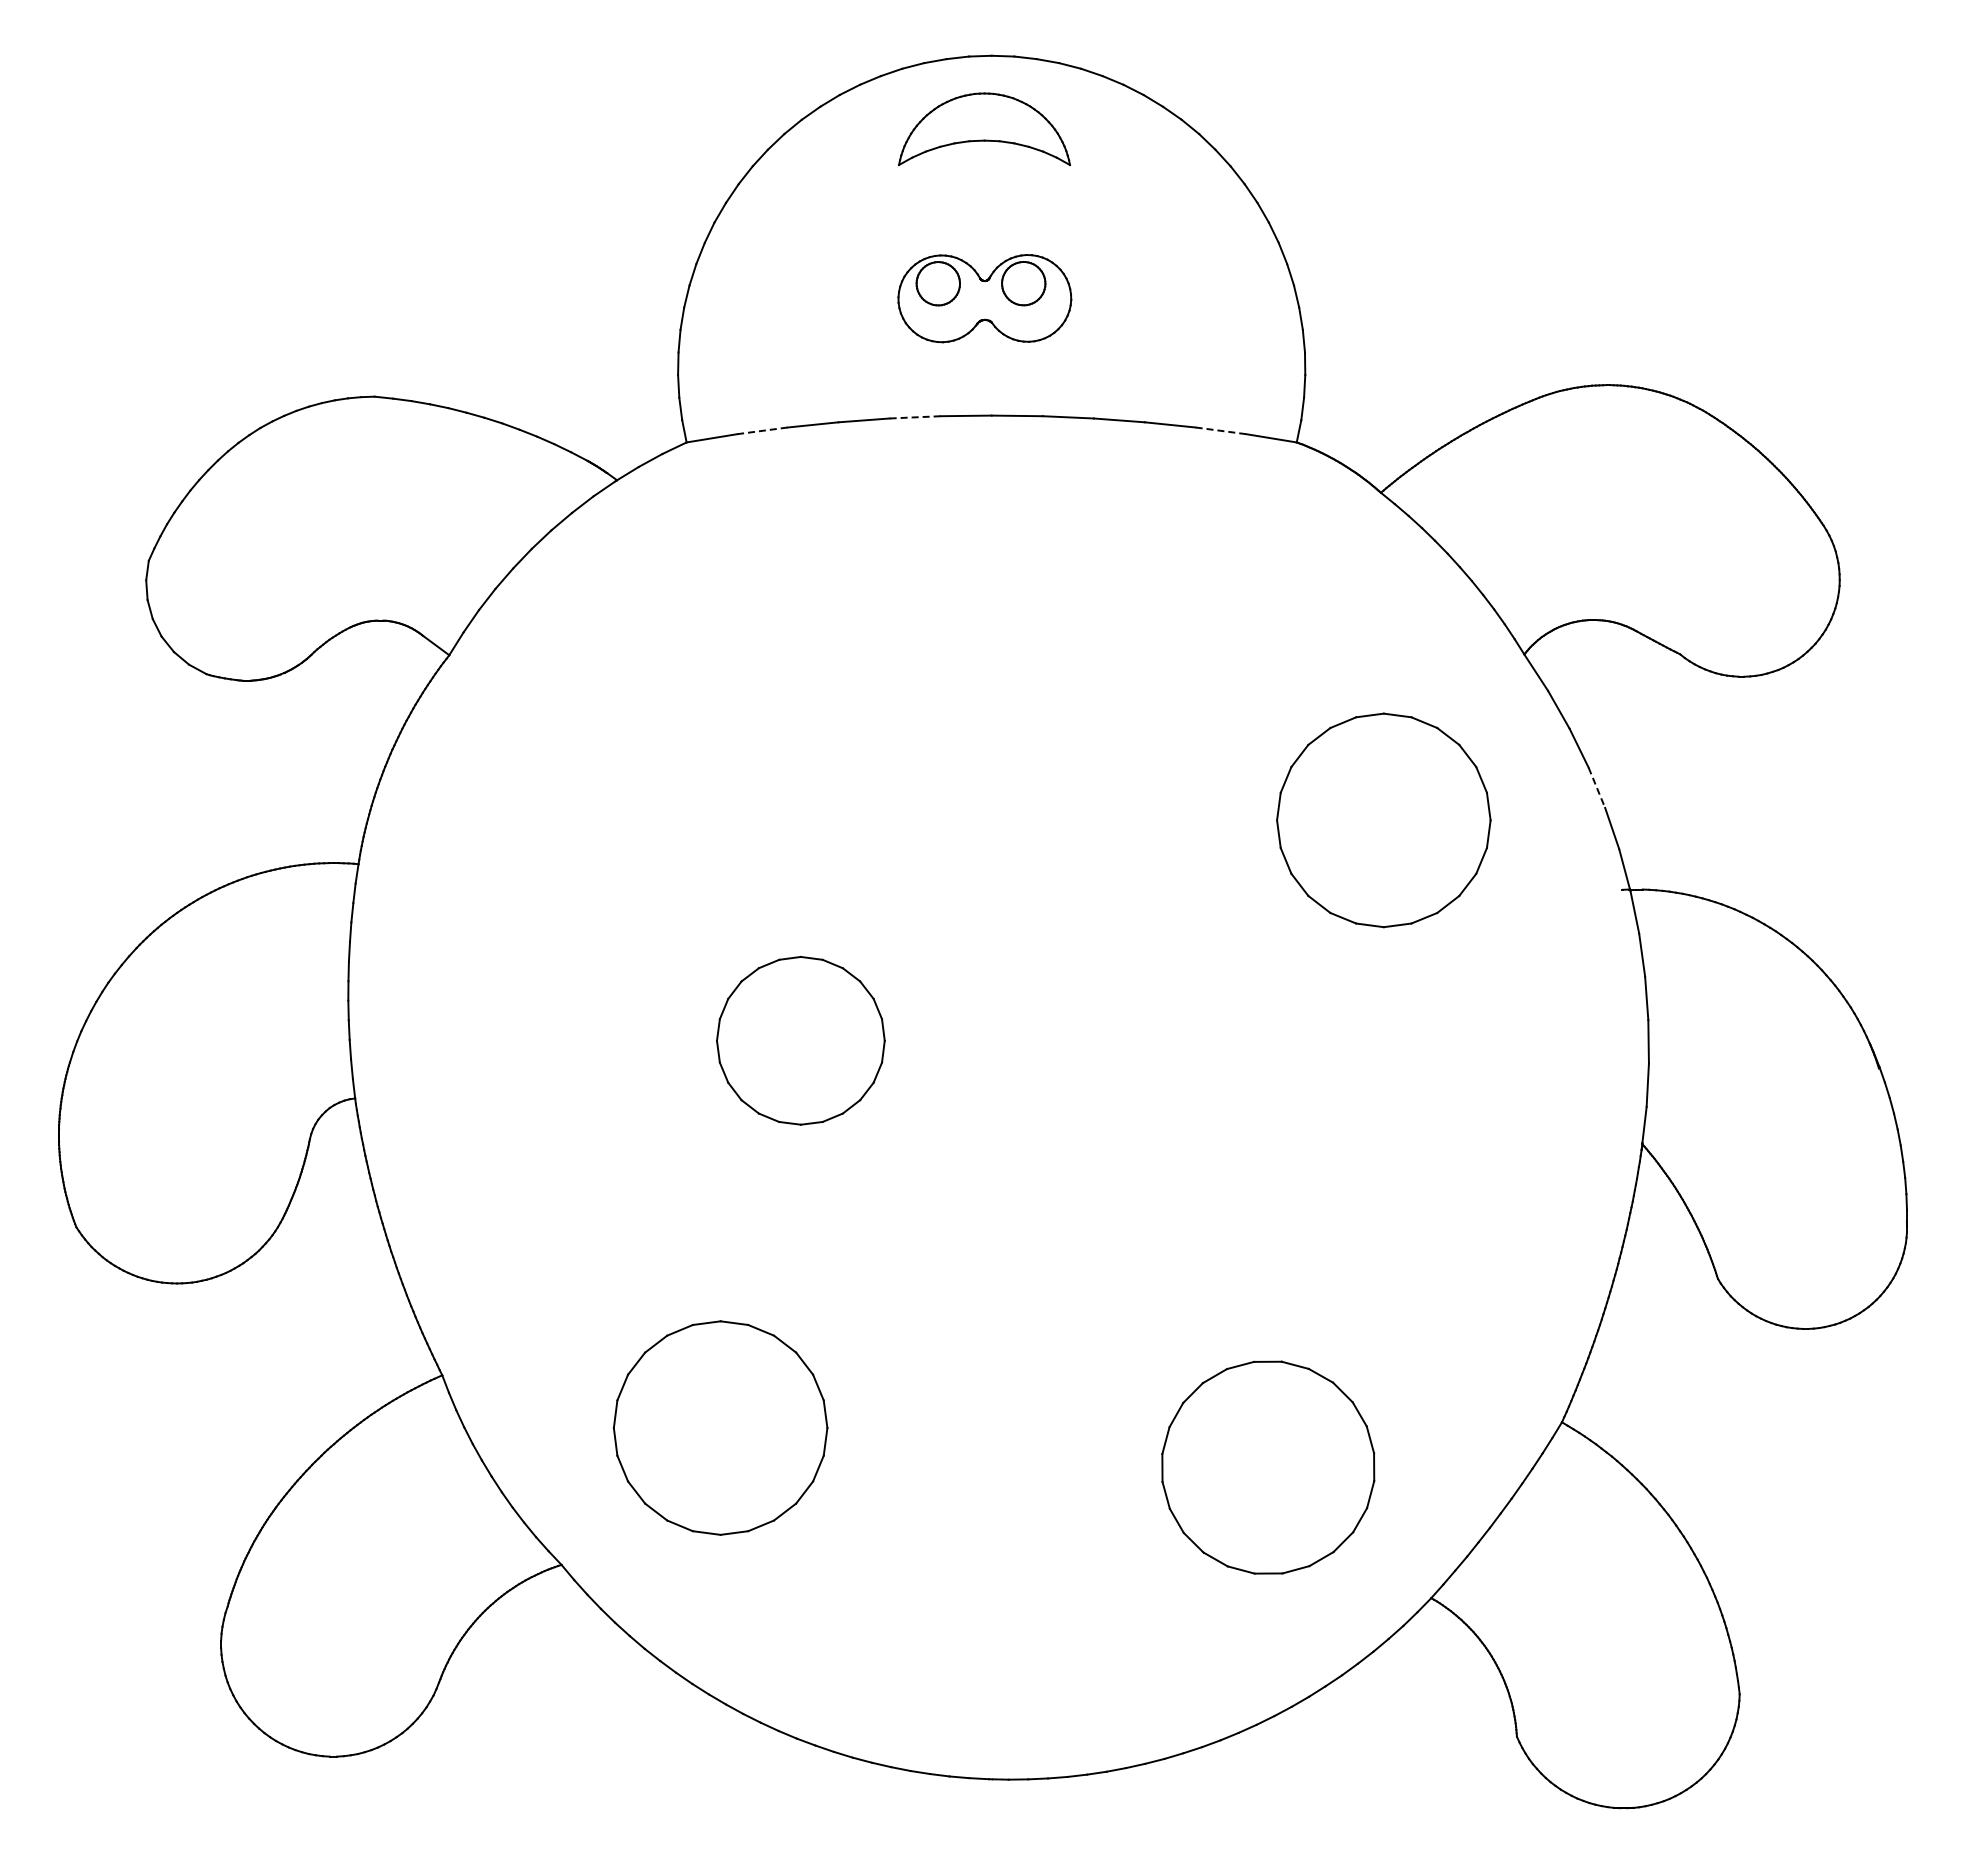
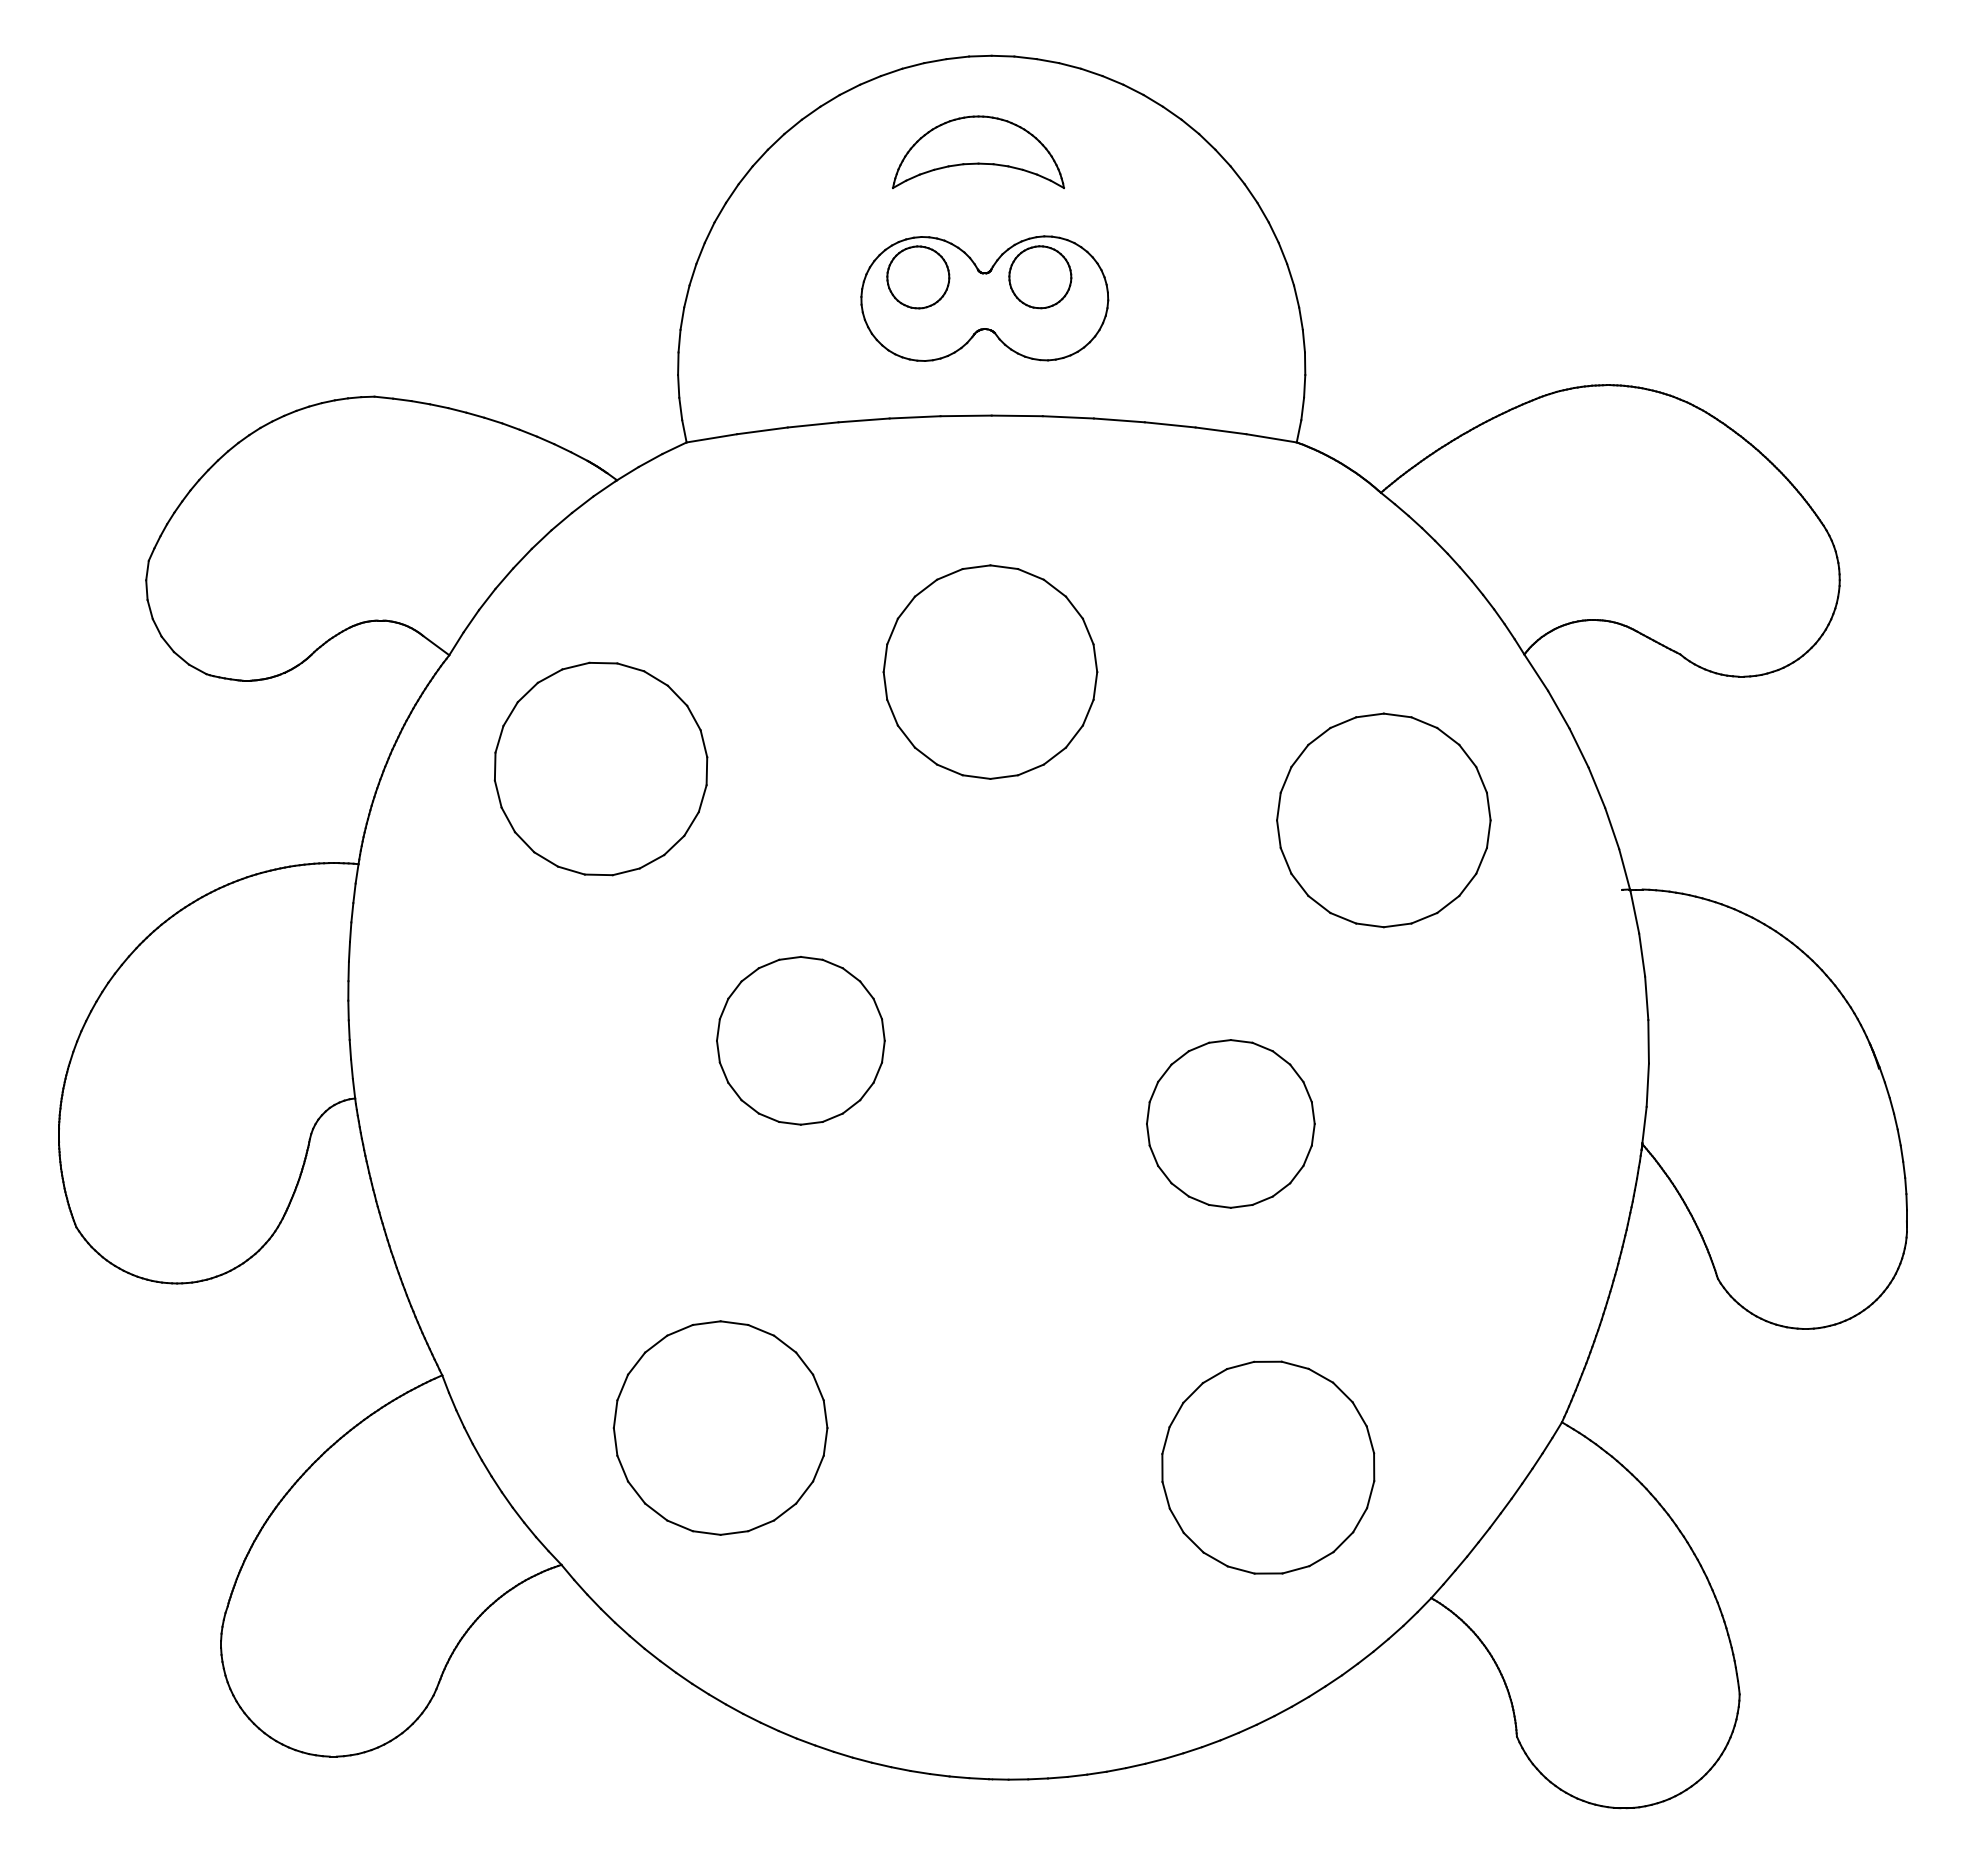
part position: (984, 129) -> (978, 152) (978, 152)
part size: 176x90 px -> 250x127 px (984, 298)
line: dashed -> solid (915, 417)
line: dashed -> solid (762, 430)
line: dashed -> solid (1221, 430)
part: none -> present (990, 671)
part: none -> present (600, 768)
line: dashed -> solid (1596, 787)
part: none -> present (1230, 1123)
